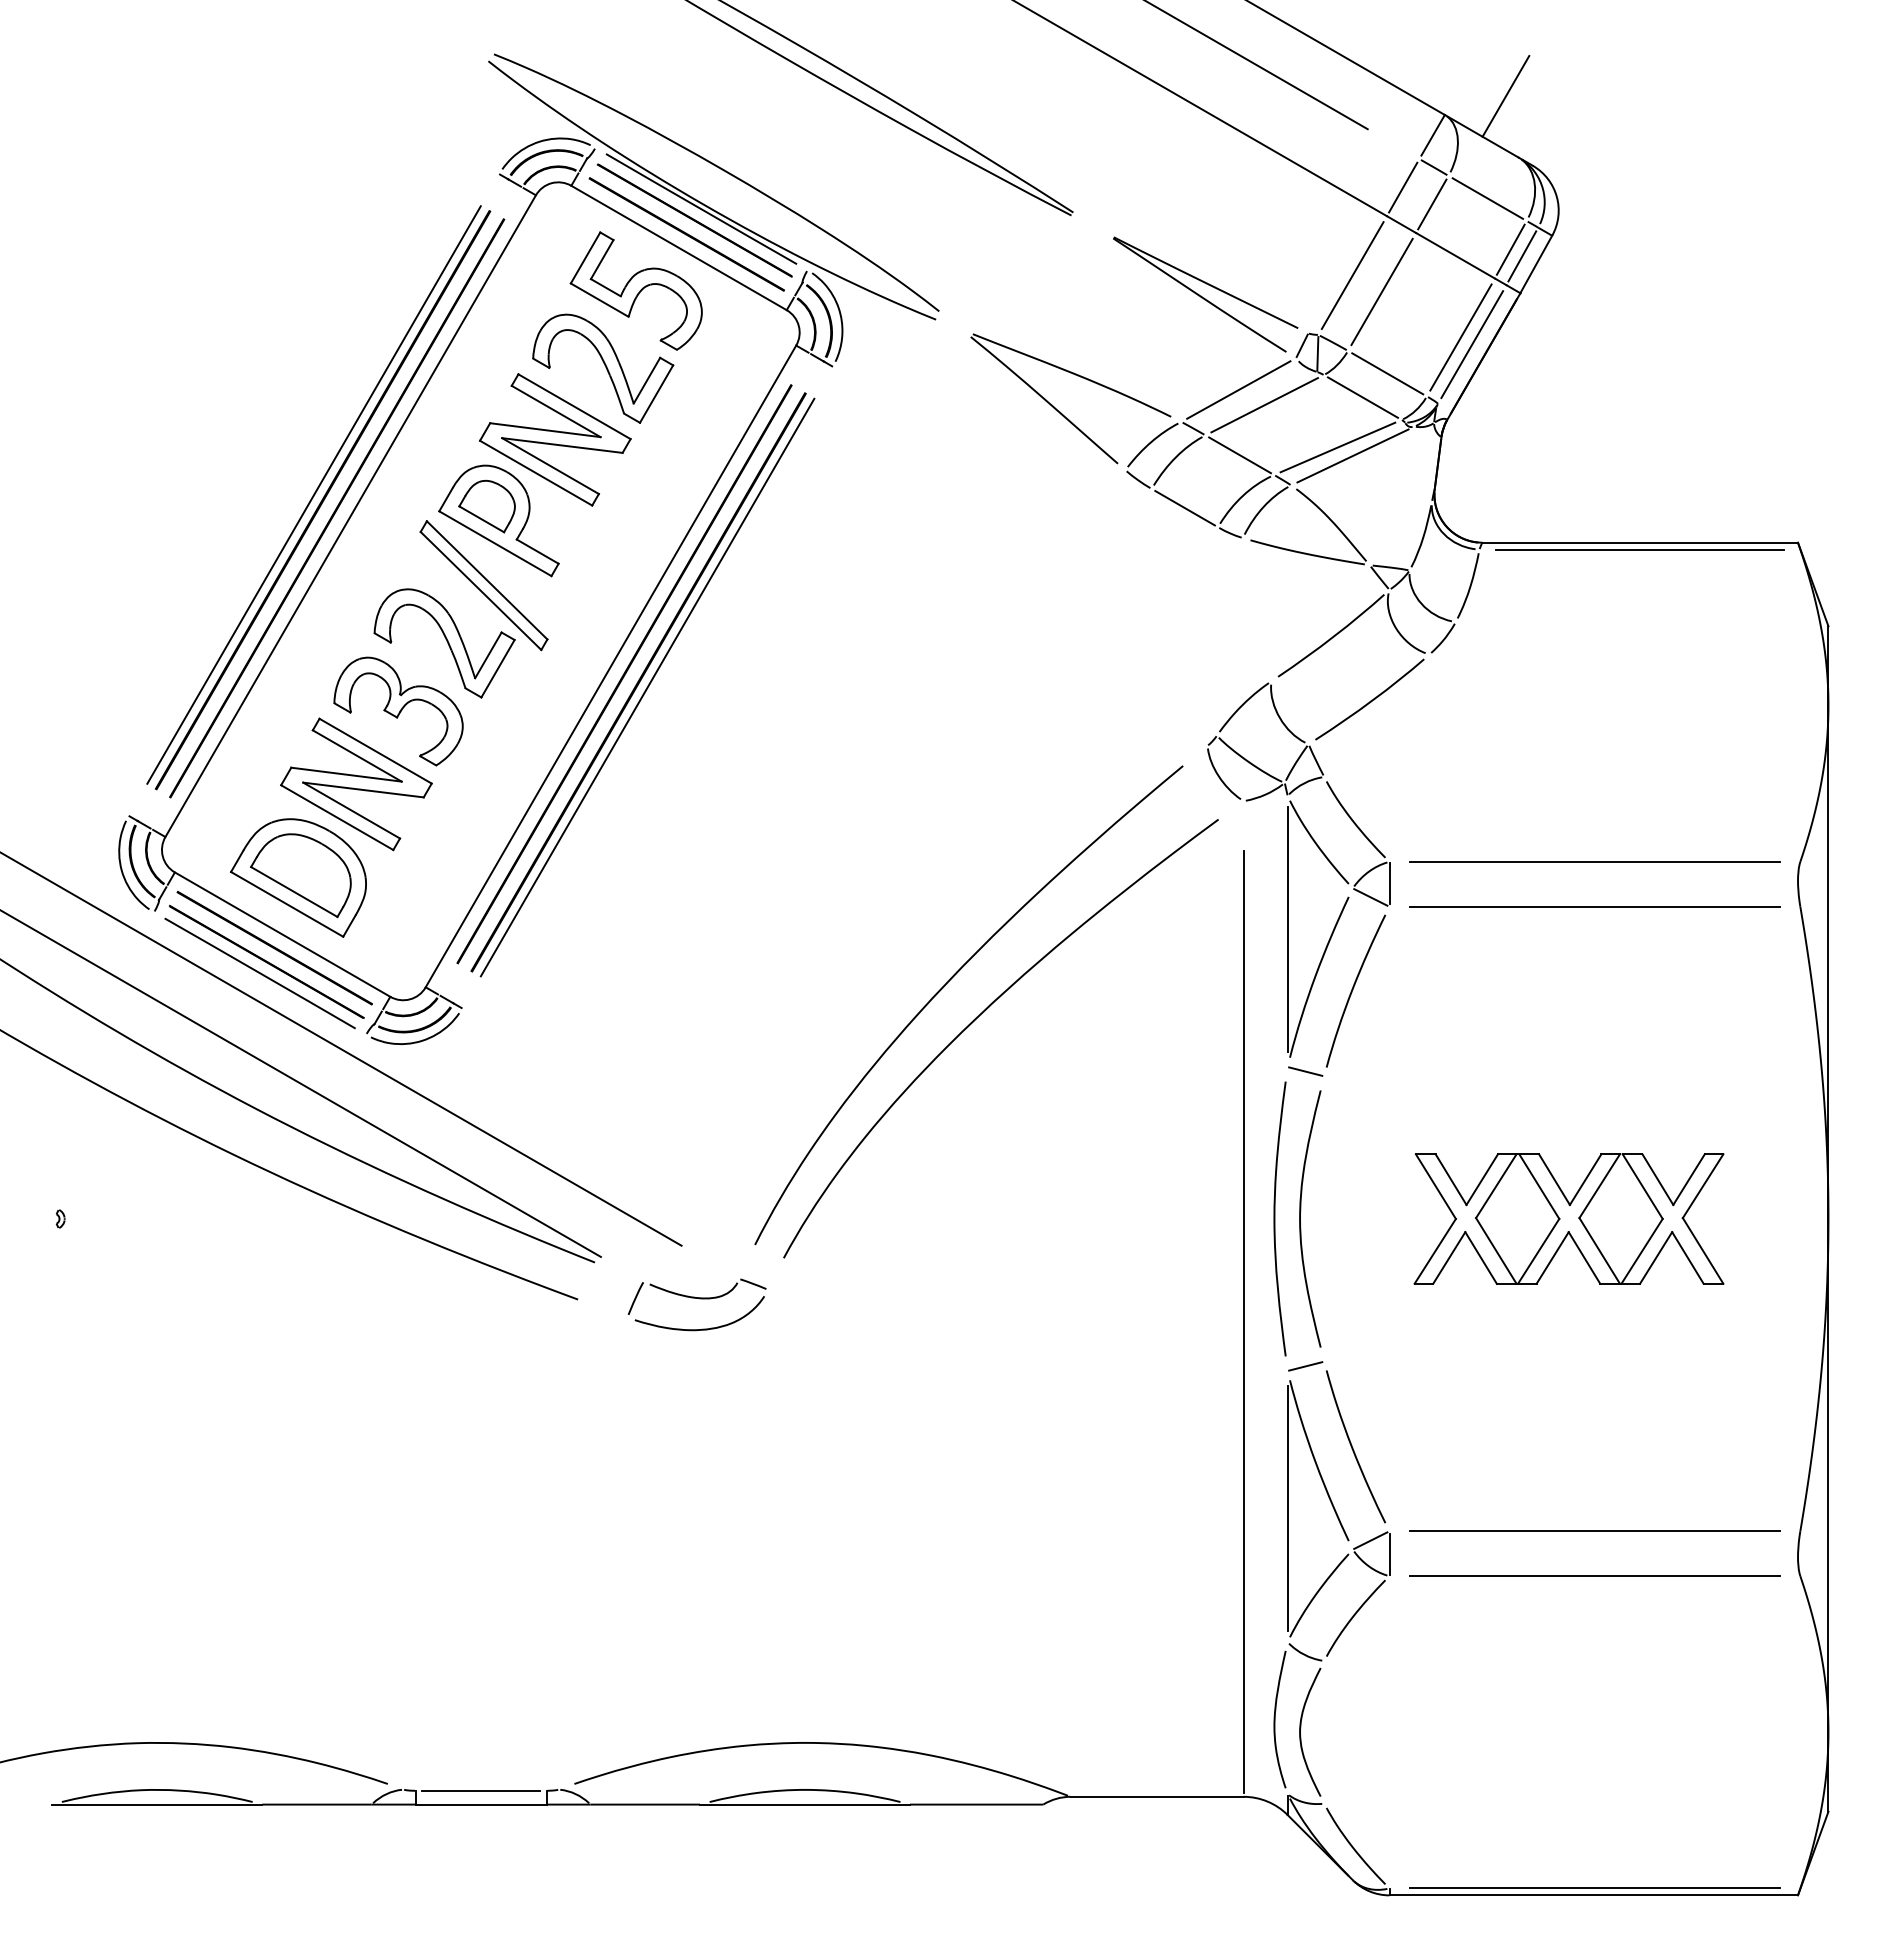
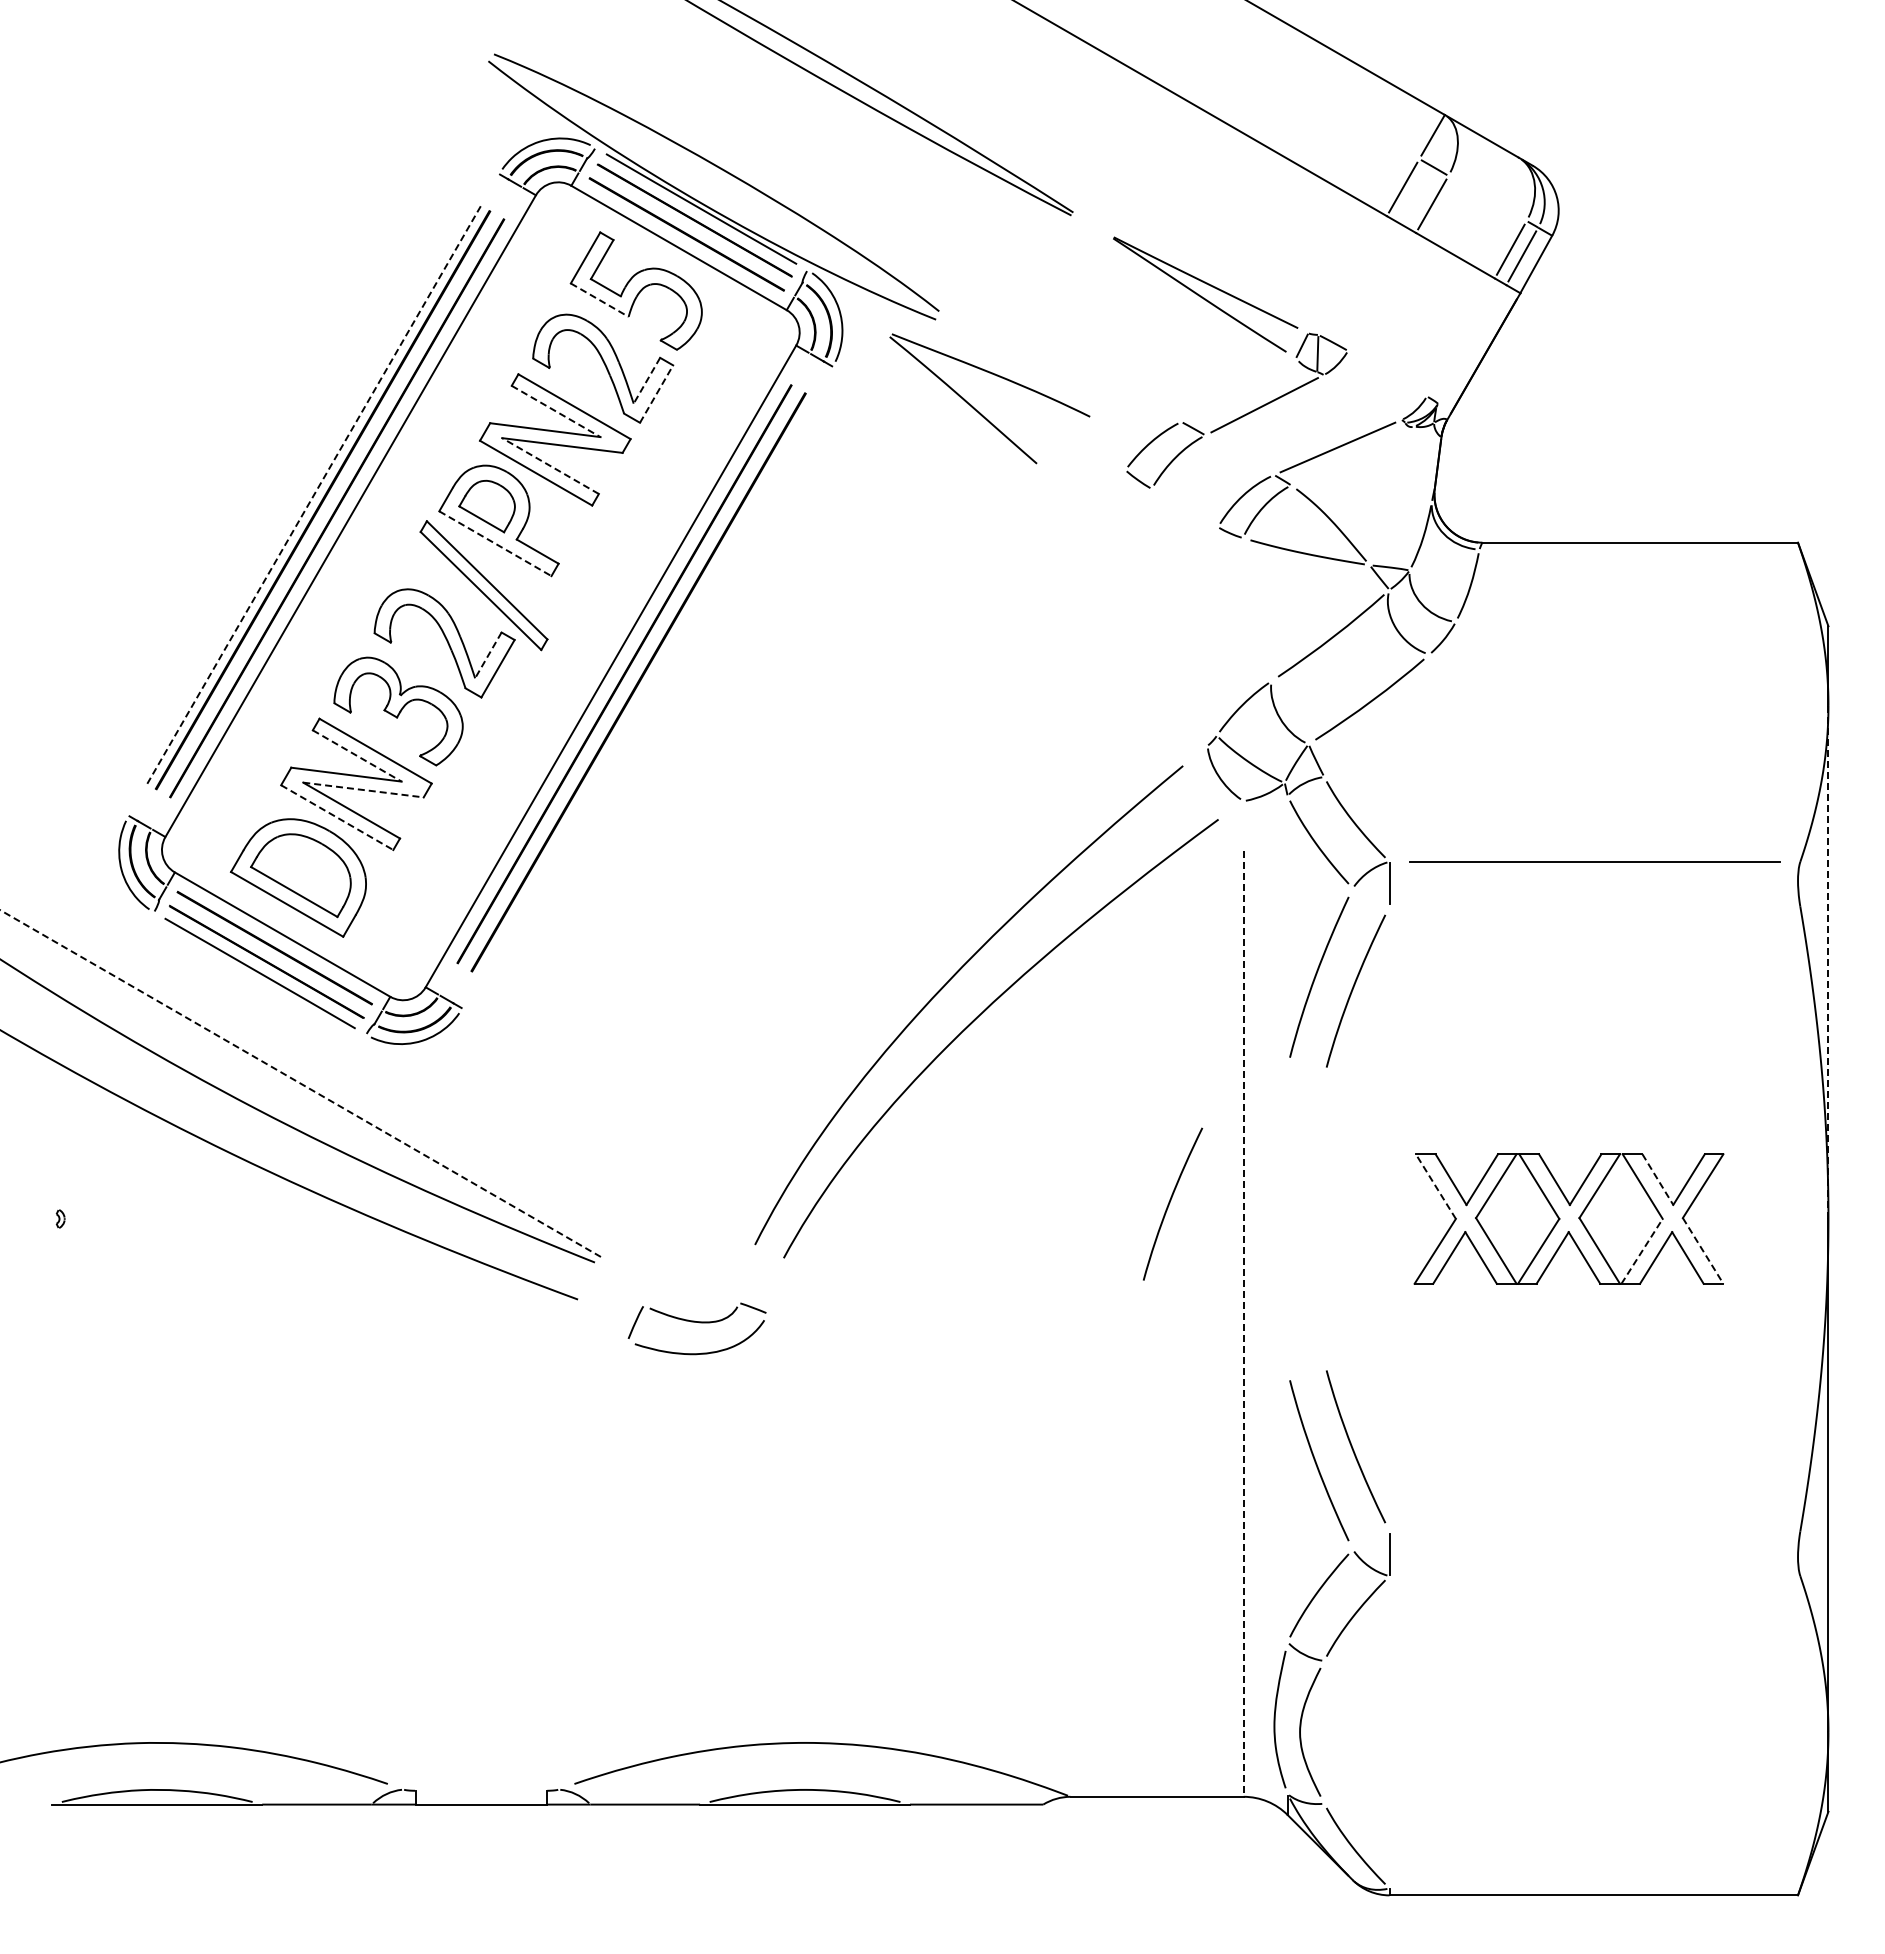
line: present -> none (1257, 65)
line: present -> none (1505, 96)
line: present -> none (1487, 198)
line: present -> none (1352, 275)
line: present -> none (1381, 291)
line: solid -> dashed (600, 300)
line: present -> none (1460, 337)
line: present -> none (1472, 344)
line: present -> none (1387, 373)
line: solid -> dashed (646, 381)
line: present -> none (1238, 389)
line: solid -> dashed (656, 393)
line: present -> none (1362, 397)
line: solid -> dashed (556, 411)
part position: (1060, 411) -> (979, 411) (979, 411)
line: present -> none (1240, 455)
line: present -> none (1352, 455)
line: solid -> dashed (550, 466)
line: solid -> dashed (313, 495)
line: present -> none (1184, 508)
line: solid -> dashed (495, 543)
line: present -> none (1639, 549)
line: solid -> dashed (488, 655)
line: present -> none (647, 687)
line: solid -> dashed (357, 756)
line: solid -> dashed (363, 790)
line: solid -> dashed (337, 817)
line: present -> none (1370, 897)
line: present -> none (1594, 906)
line: present -> none (1287, 929)
line: solid -> dashed (1828, 962)
line: present -> none (341, 1049)
line: present -> none (1305, 1071)
line: solid -> dashed (300, 1083)
line: solid -> dashed (1657, 1179)
line: solid -> dashed (1435, 1186)
curve: none -> present (1170, 1203)
curve: present -> none (1275, 1218)
curve: present -> none (1300, 1218)
line: solid -> dashed (1642, 1250)
line: solid -> dashed (1703, 1250)
part position: (696, 1304) -> (696, 1328) (696, 1328)
line: solid -> dashed (1243, 1322)
line: present -> none (1305, 1366)
line: present -> none (1287, 1508)
line: present -> none (1594, 1531)
line: present -> none (1370, 1540)
line: present -> none (1594, 1576)
line: present -> none (480, 1790)
line: present -> none (1594, 1888)
